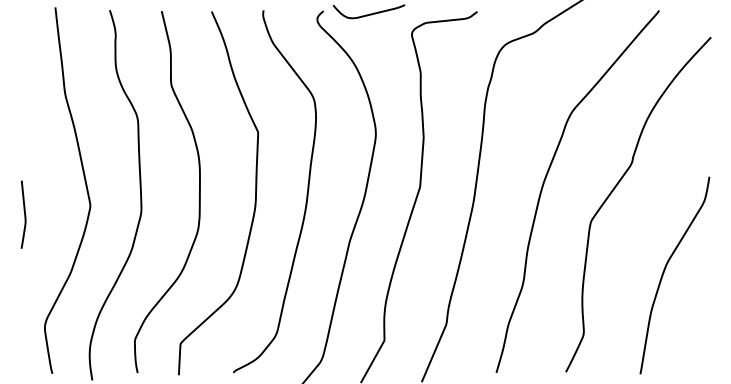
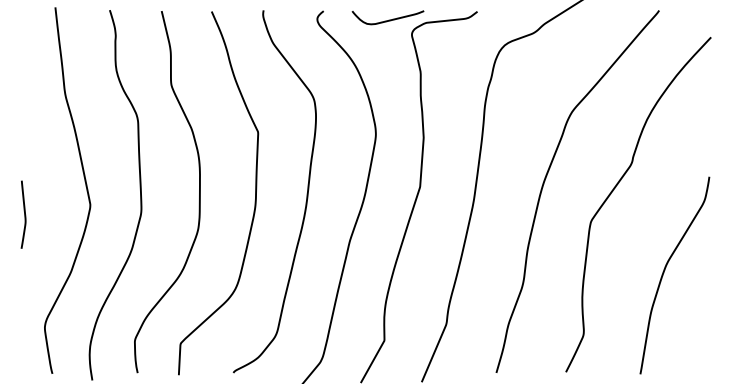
curve position: (369, 13) -> (388, 19) (388, 19)
